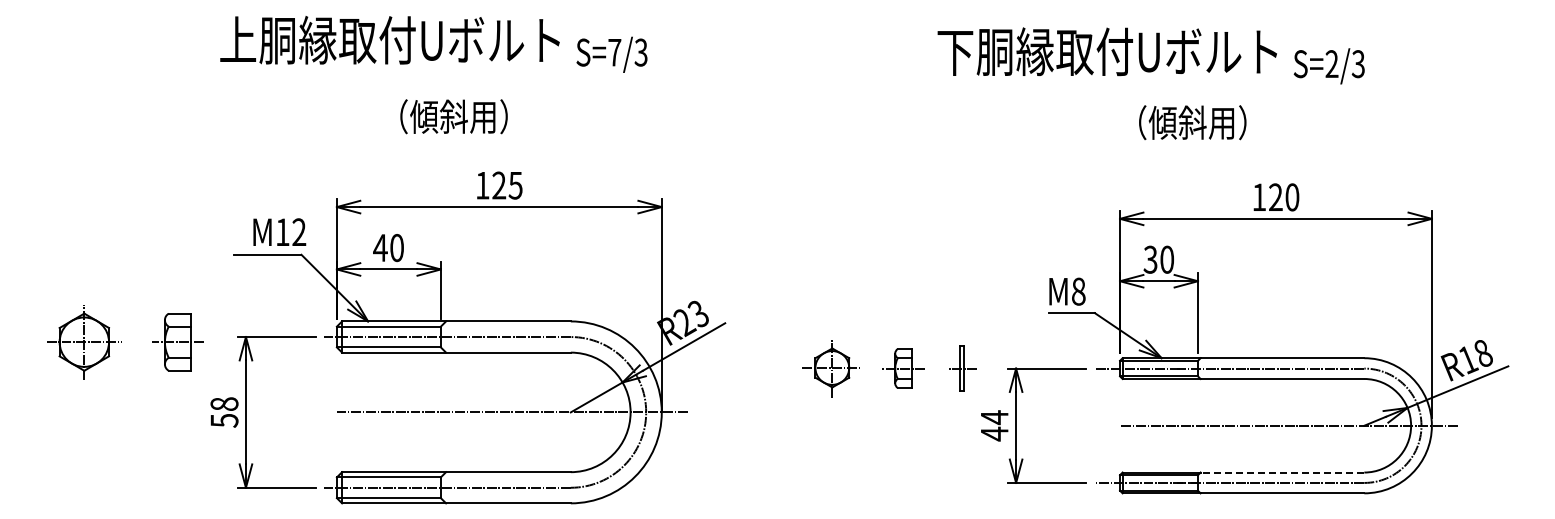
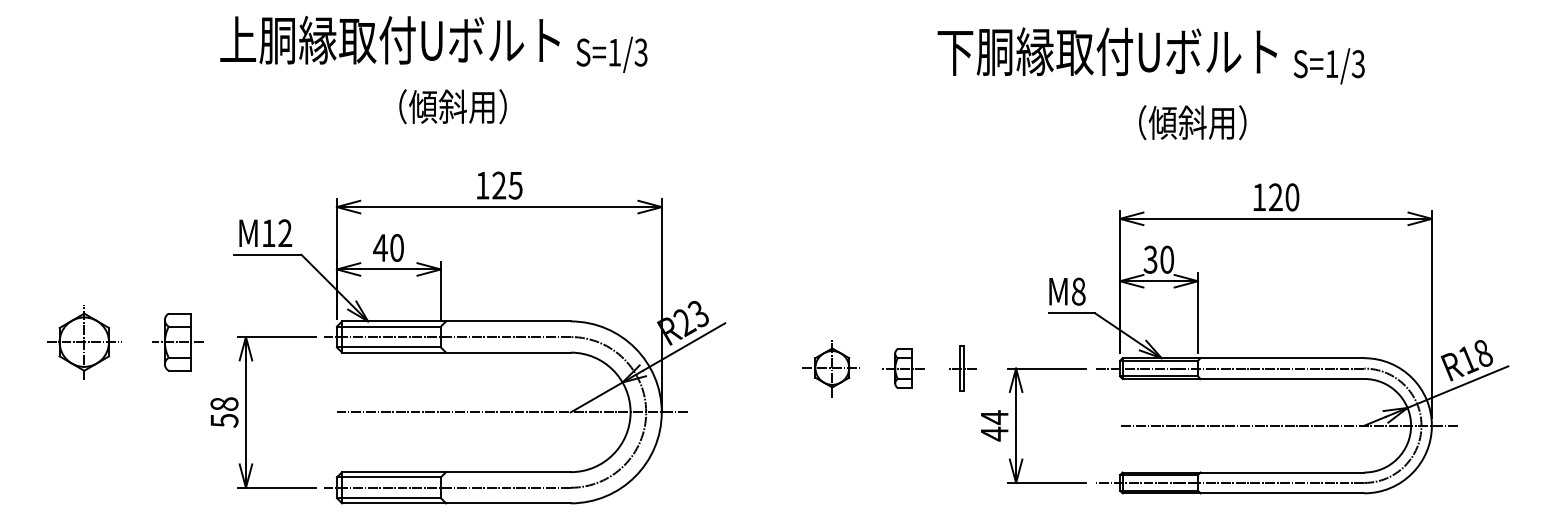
text: S=7/3 -> S=1/3 (614, 52)
text: S=2/3 -> S=1/3 (1331, 63)
text position: (453, 116) -> (452, 106) (452, 106)
text position: (279, 231) -> (265, 232) (265, 232)
line: dashed -> solid (1282, 472)
